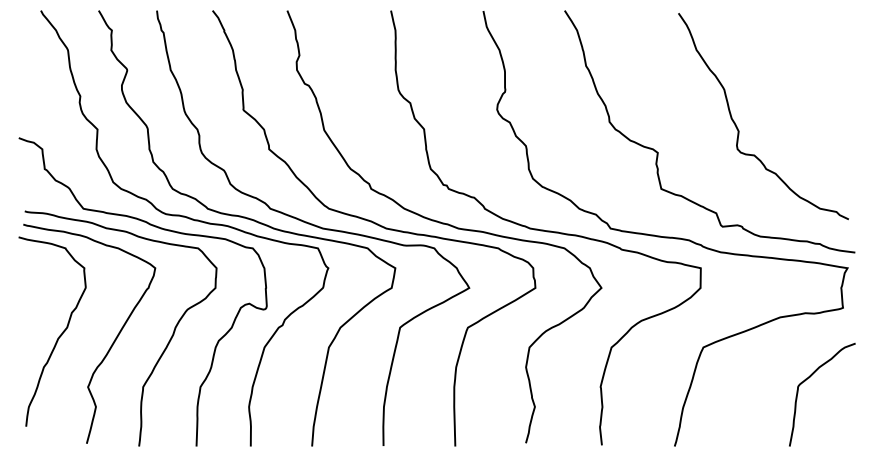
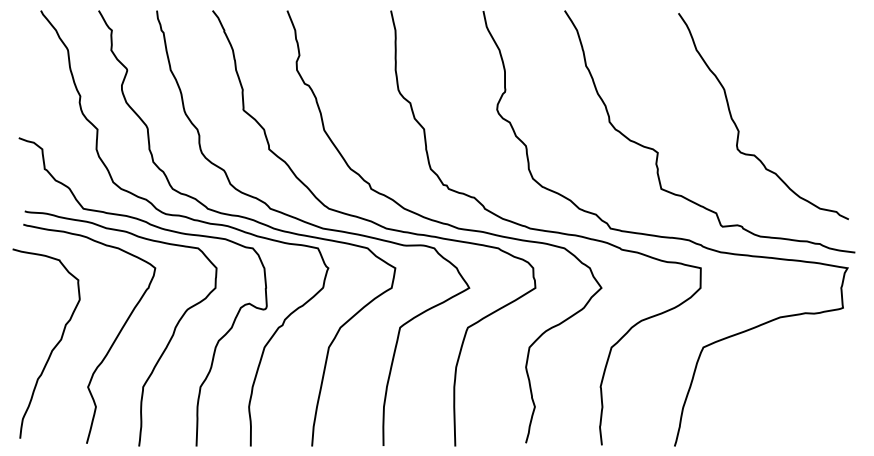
curve position: (58, 336) -> (52, 348) (52, 348)
curve: present -> none (809, 378)
